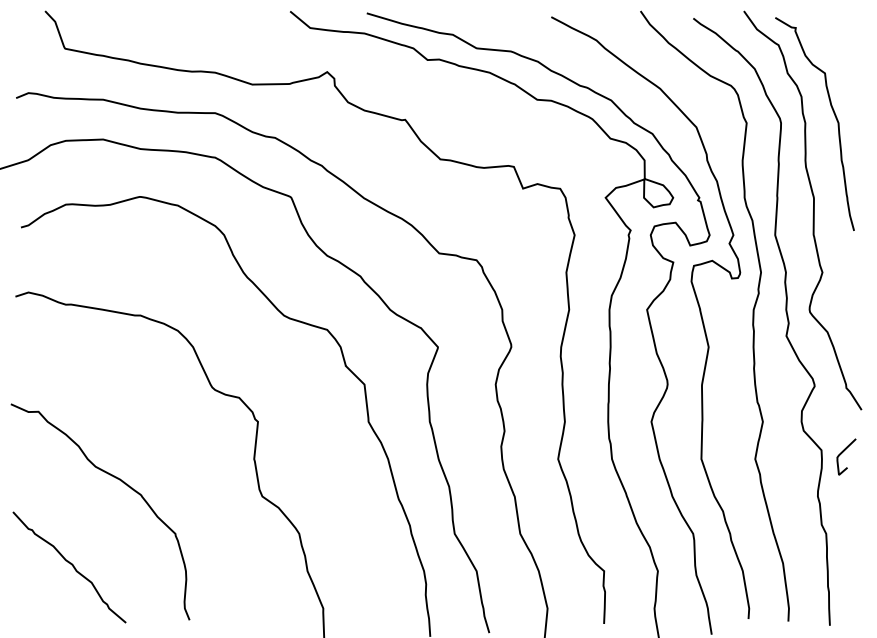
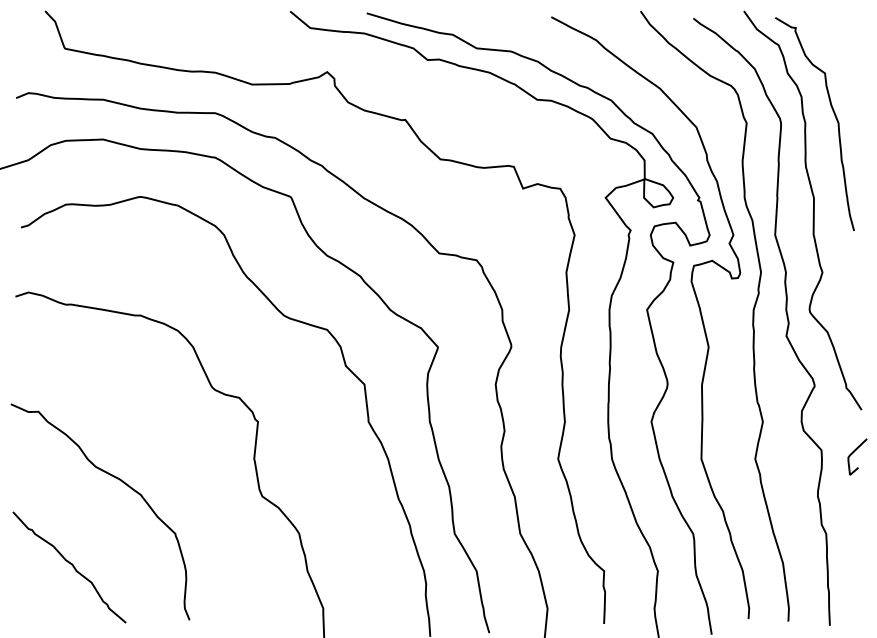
curve position: (843, 452) -> (854, 452) (854, 452)
